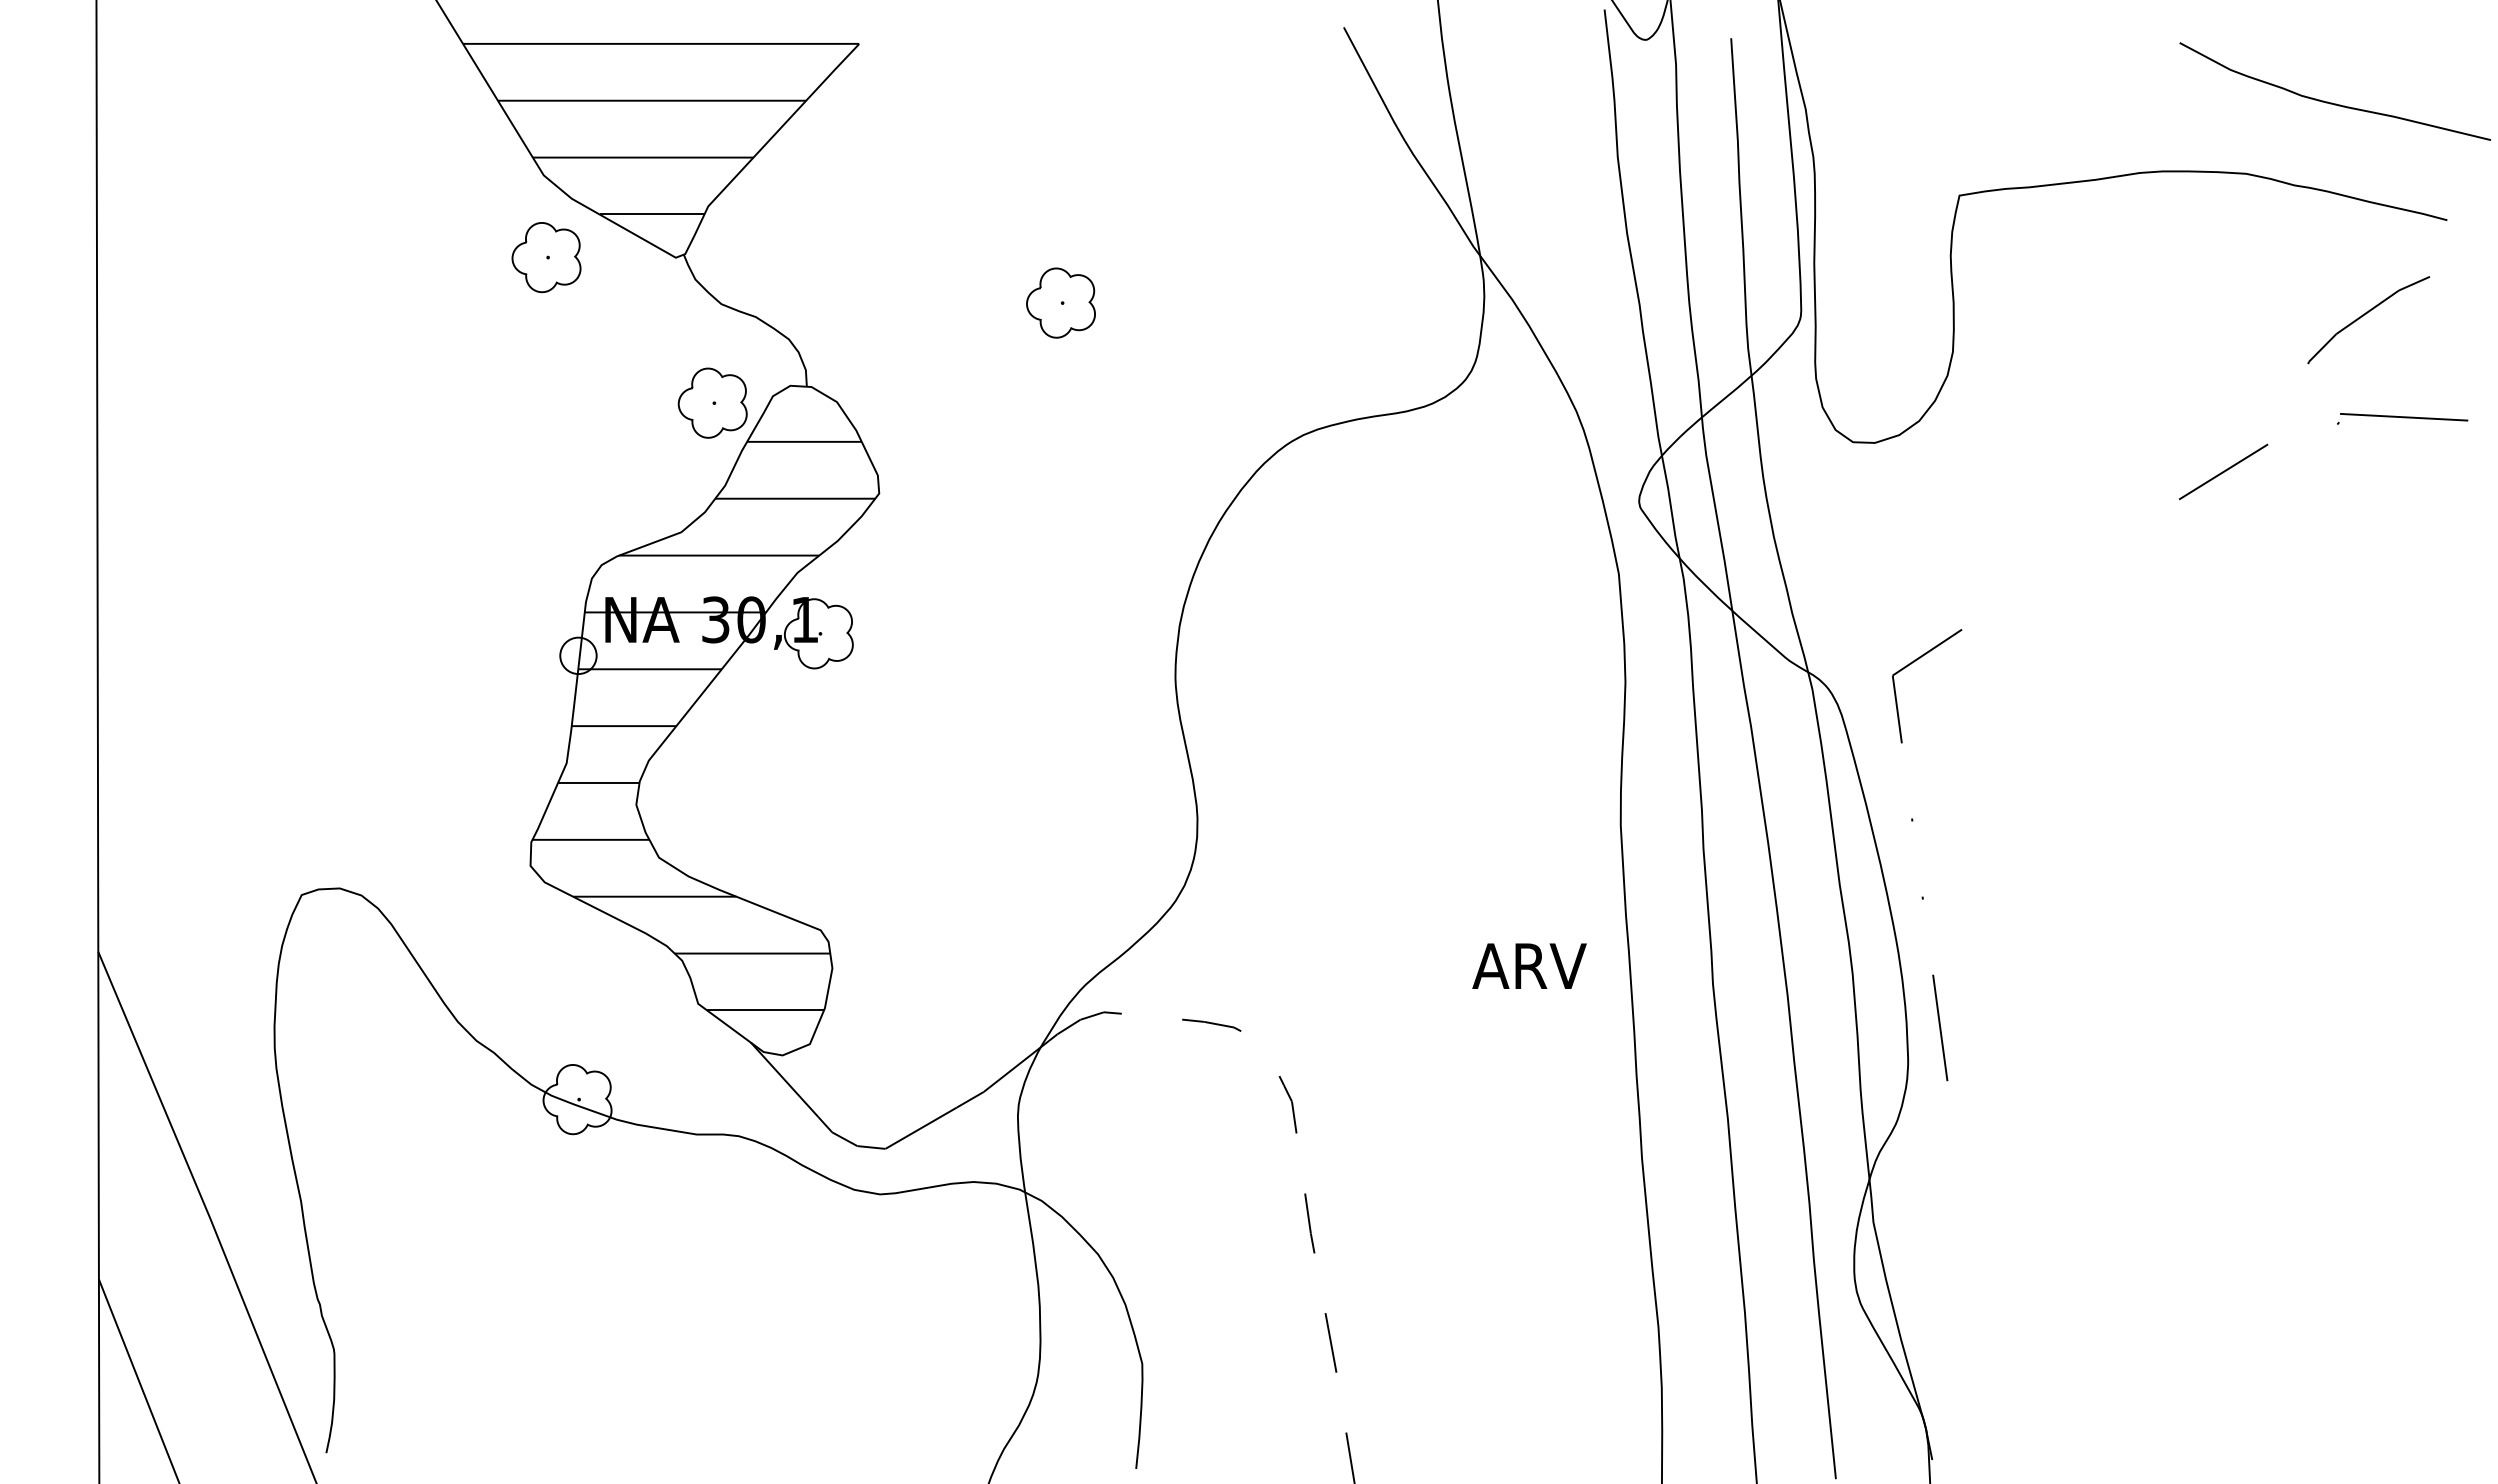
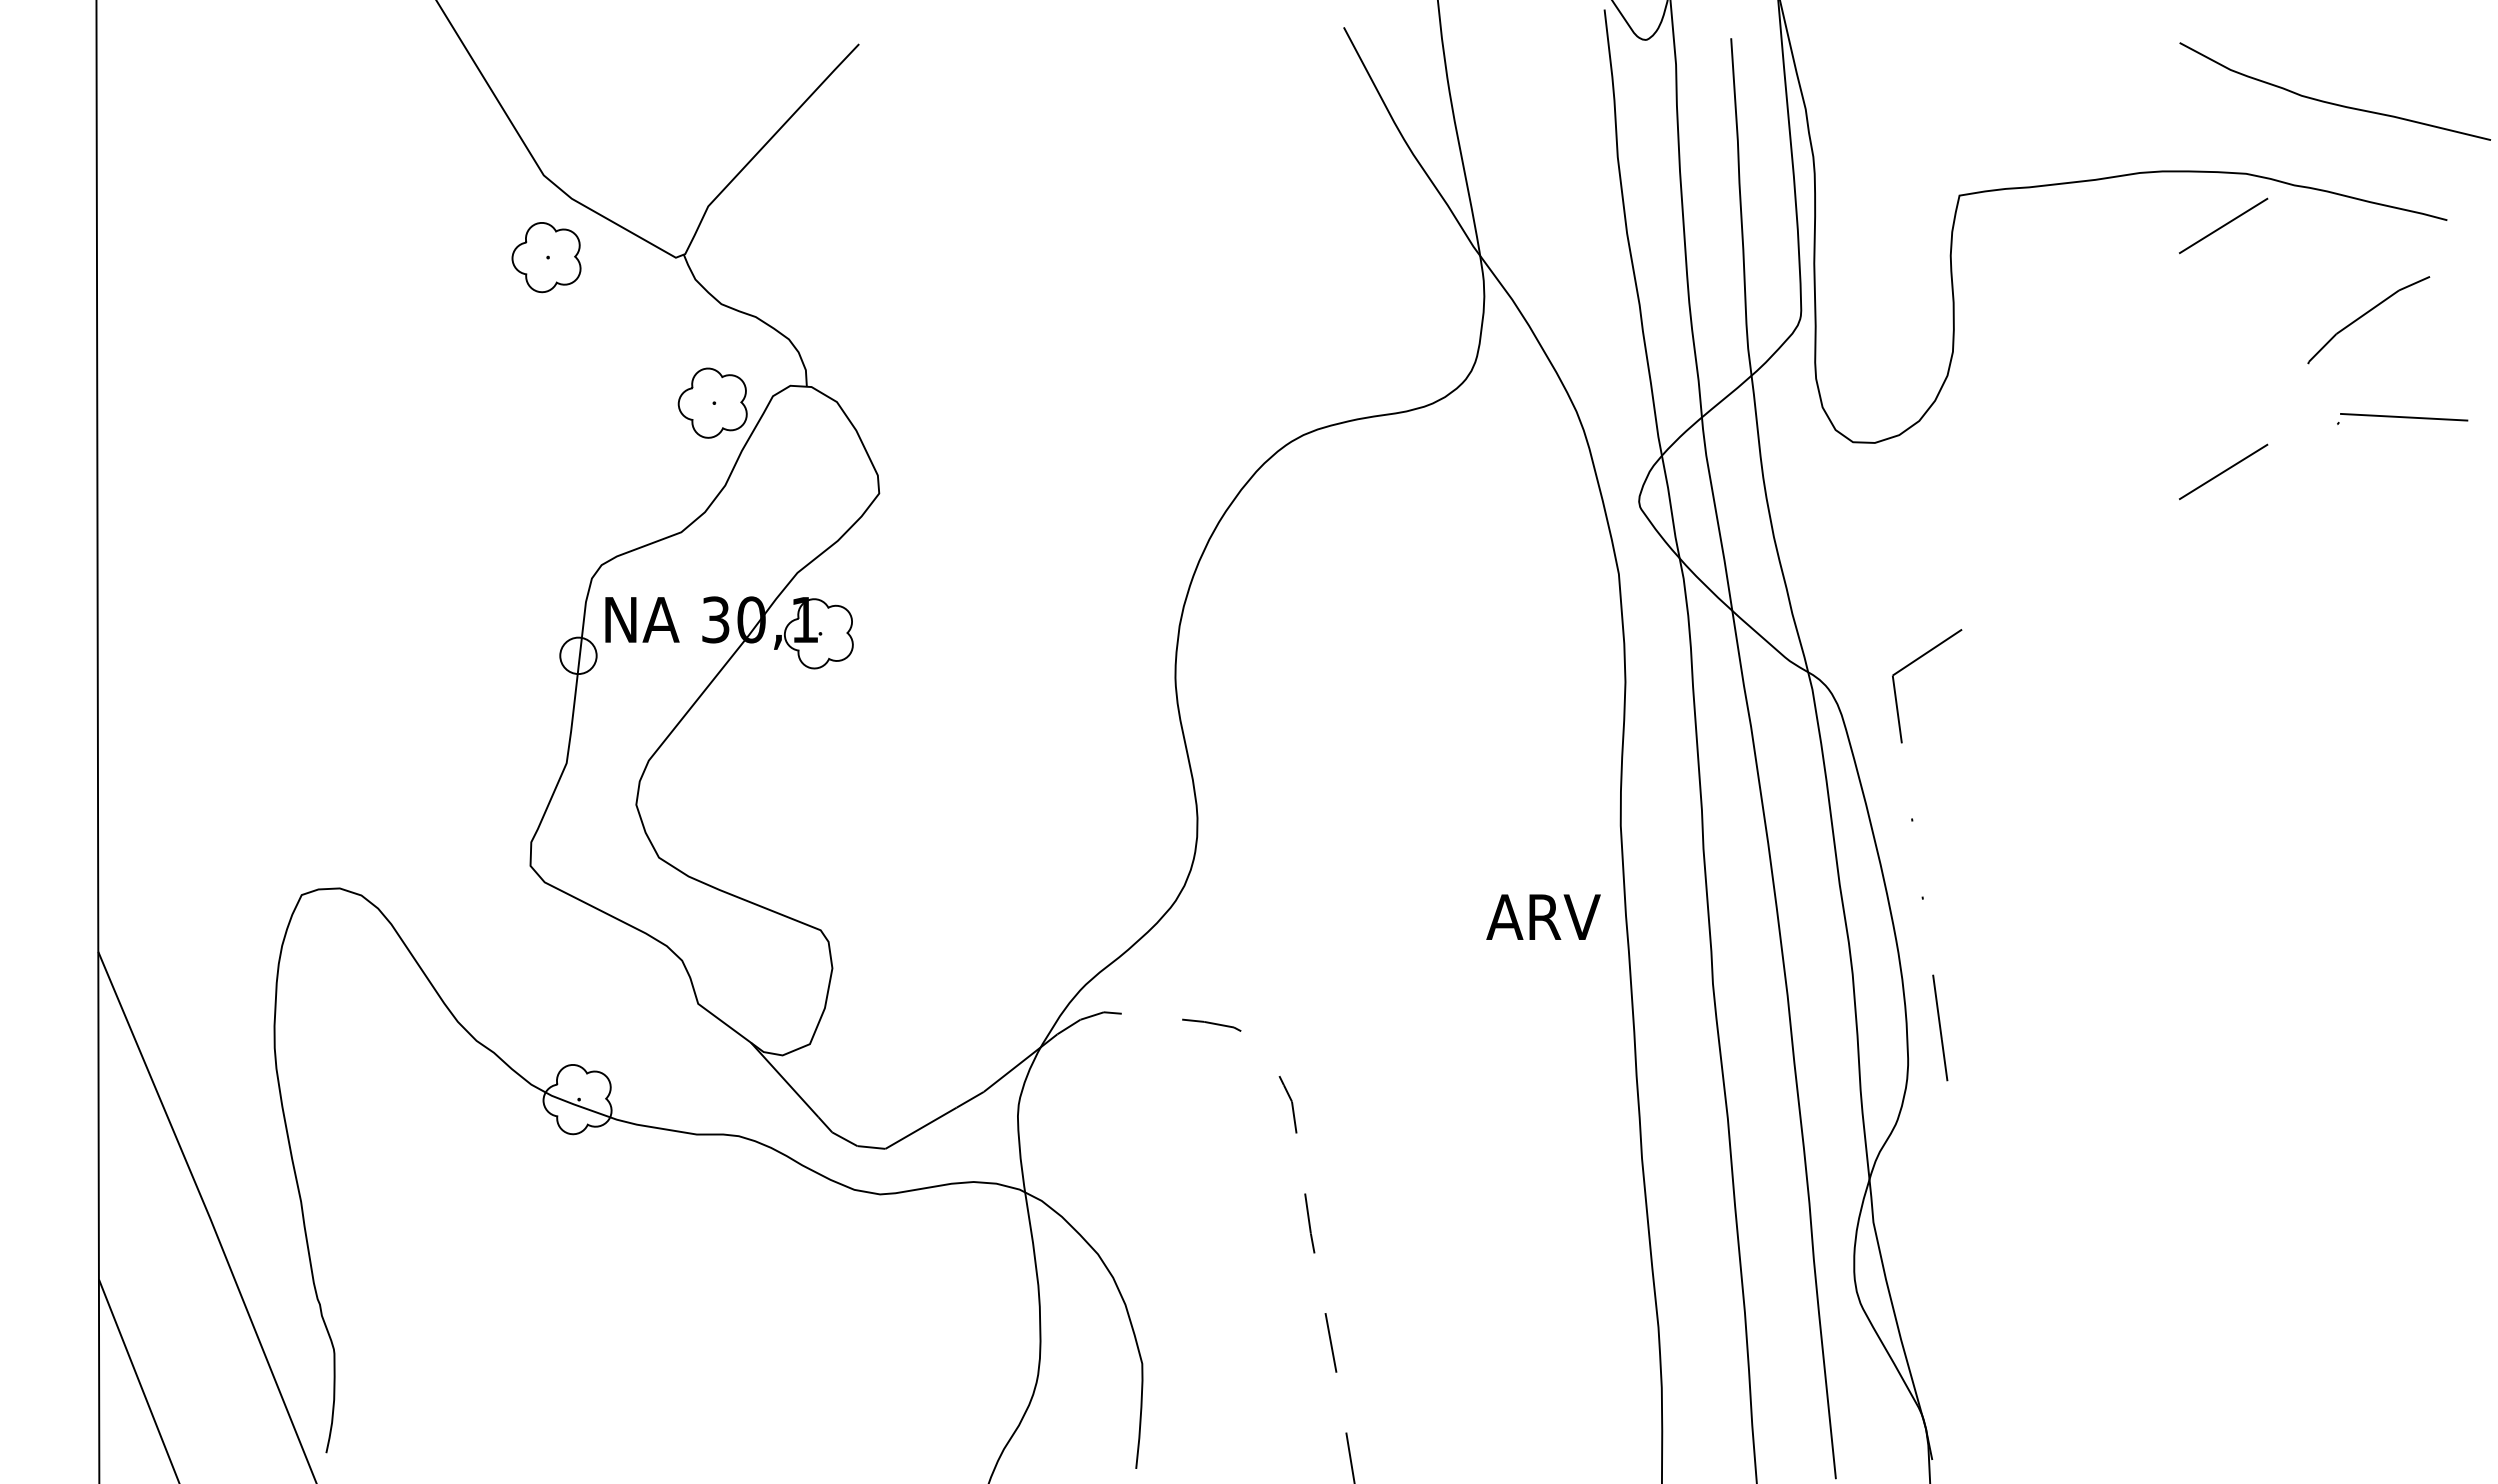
hatch: present -> none (661, 128)
line: none -> present (2223, 225)
part: present -> none (1060, 302)
hatch: present -> none (703, 725)
text position: (1529, 965) -> (1543, 916) (1543, 916)
